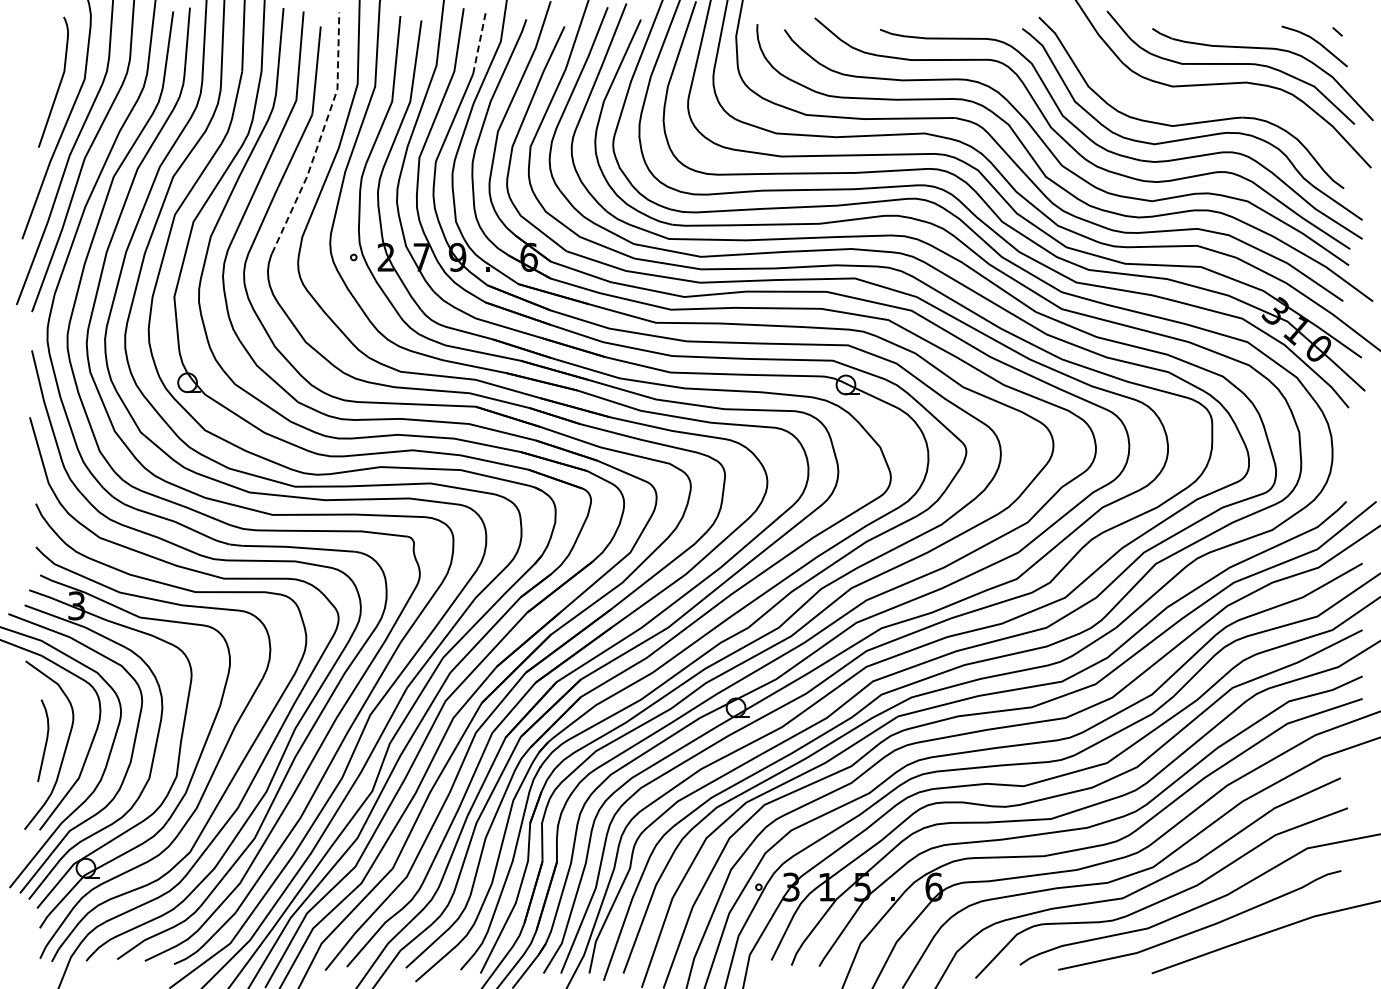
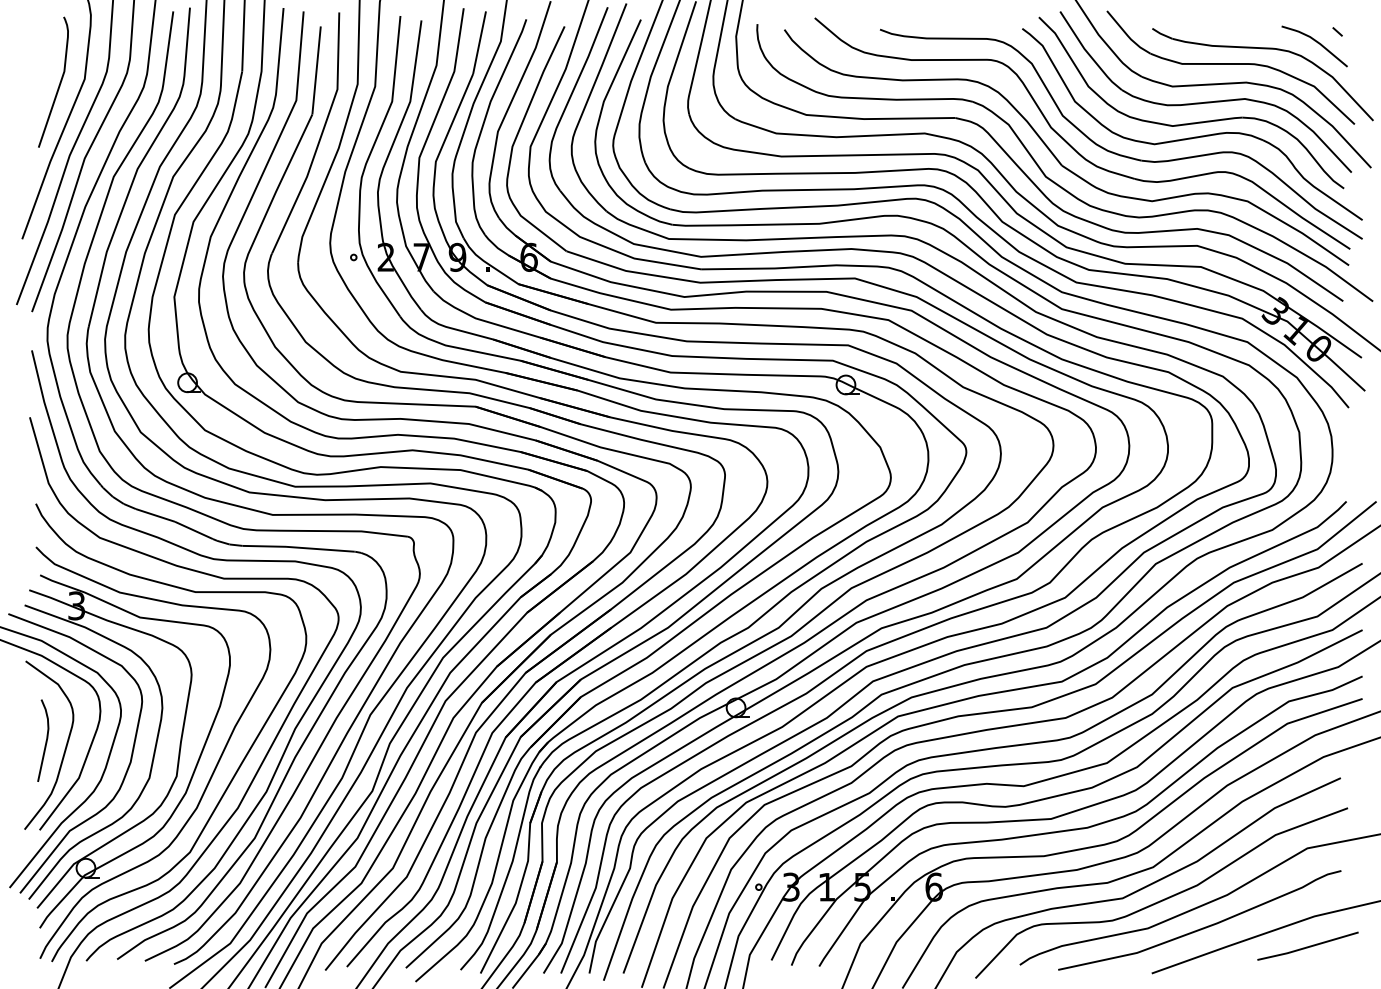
line: dashed -> solid (479, 42)
part: none -> present (1205, 101)
line: dashed -> solid (321, 136)
line: none -> present (1307, 946)
